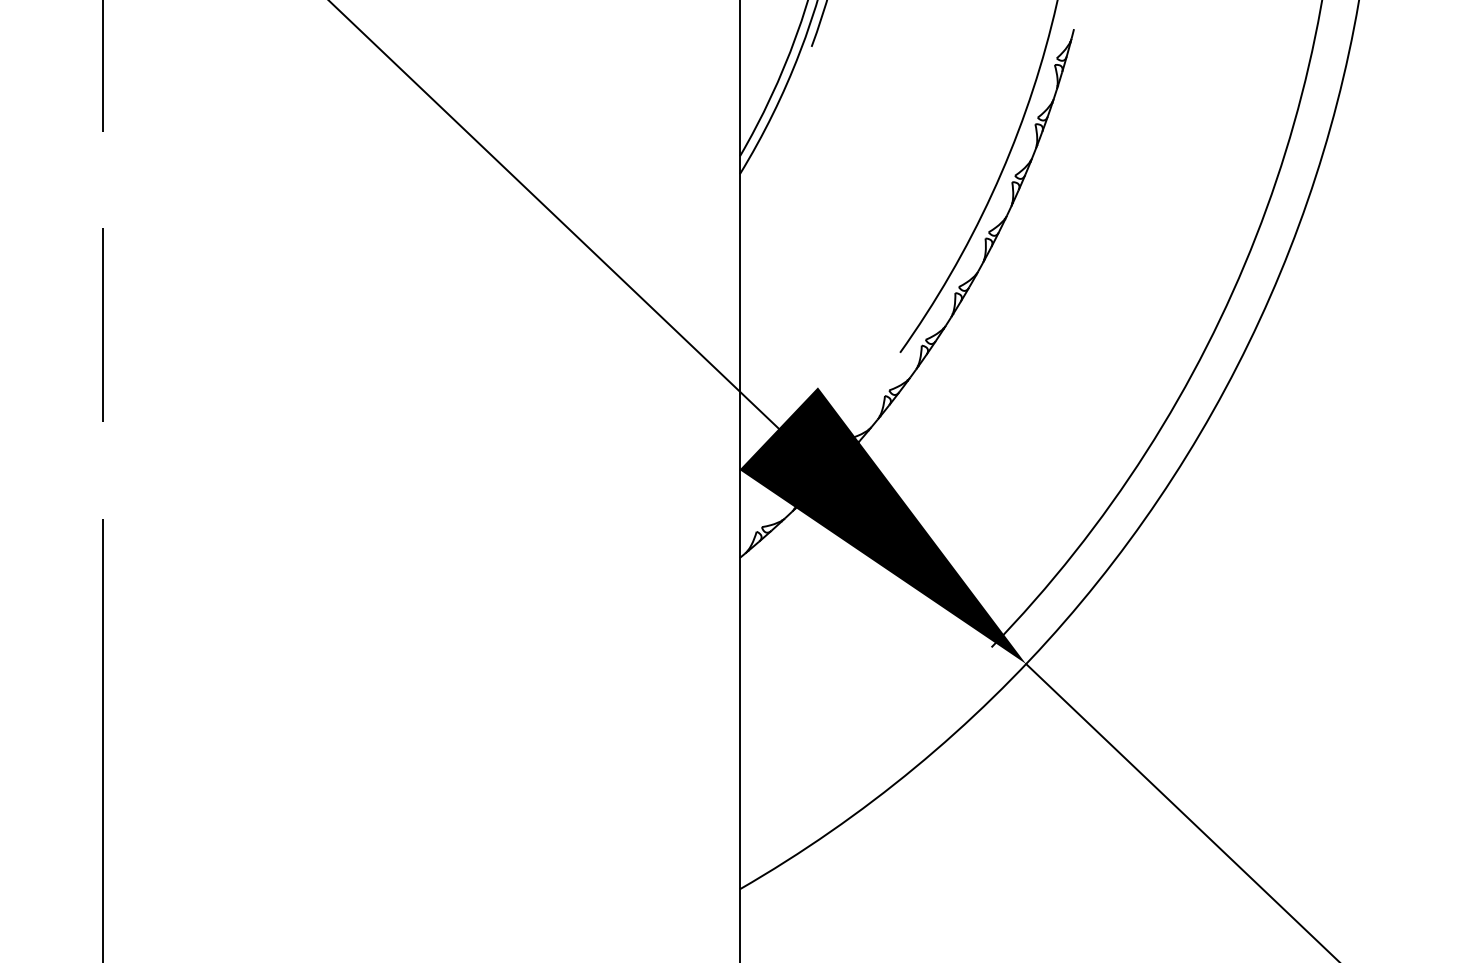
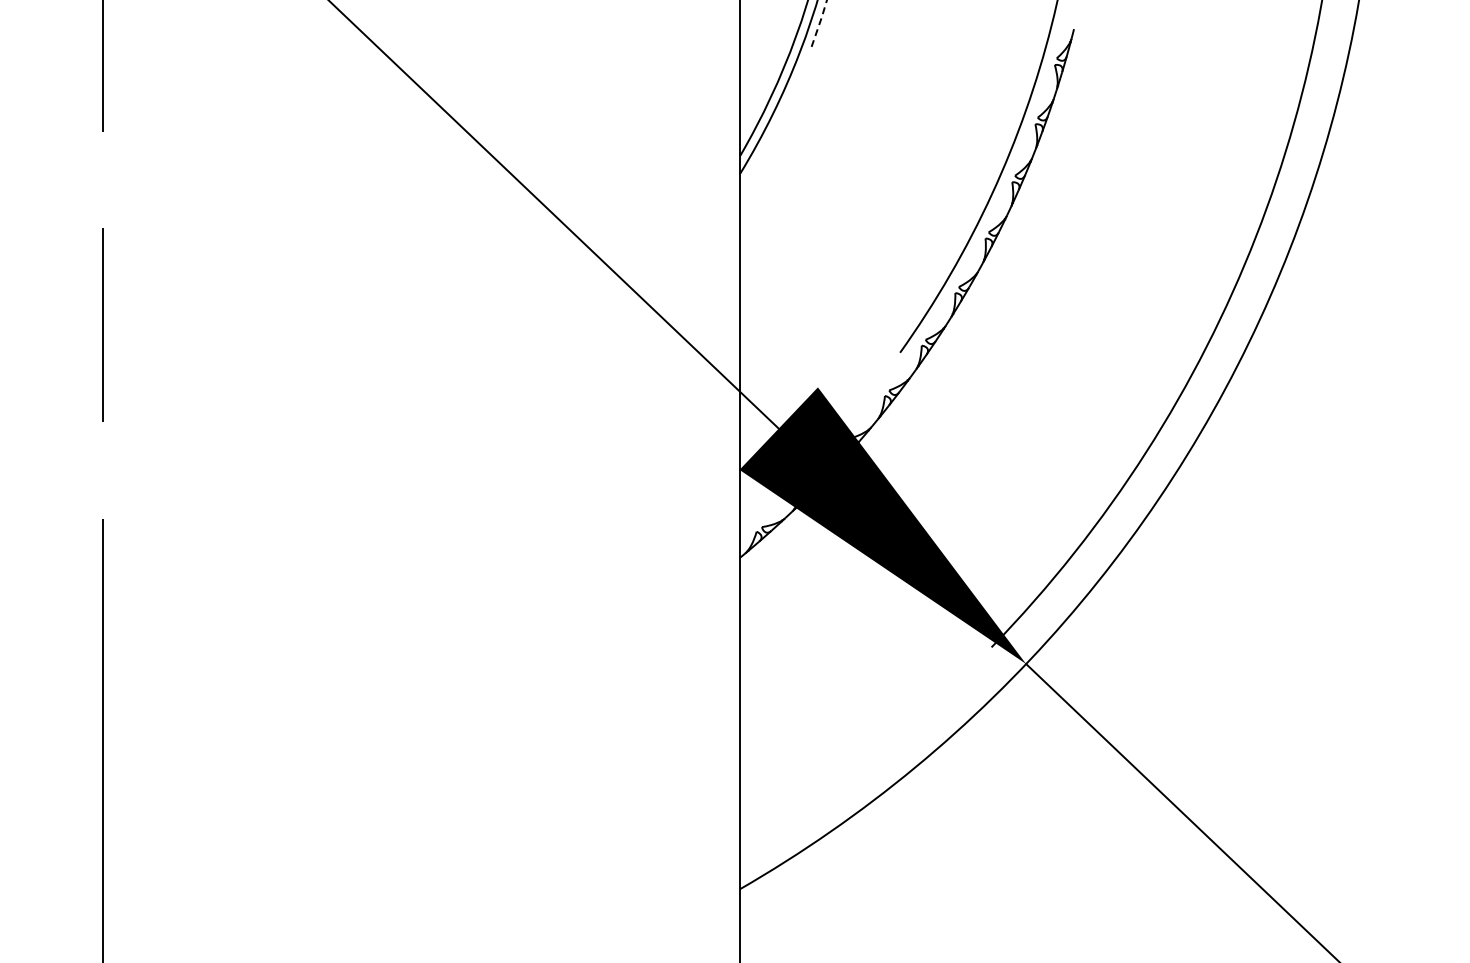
arc: solid -> dashed (819, 22)
